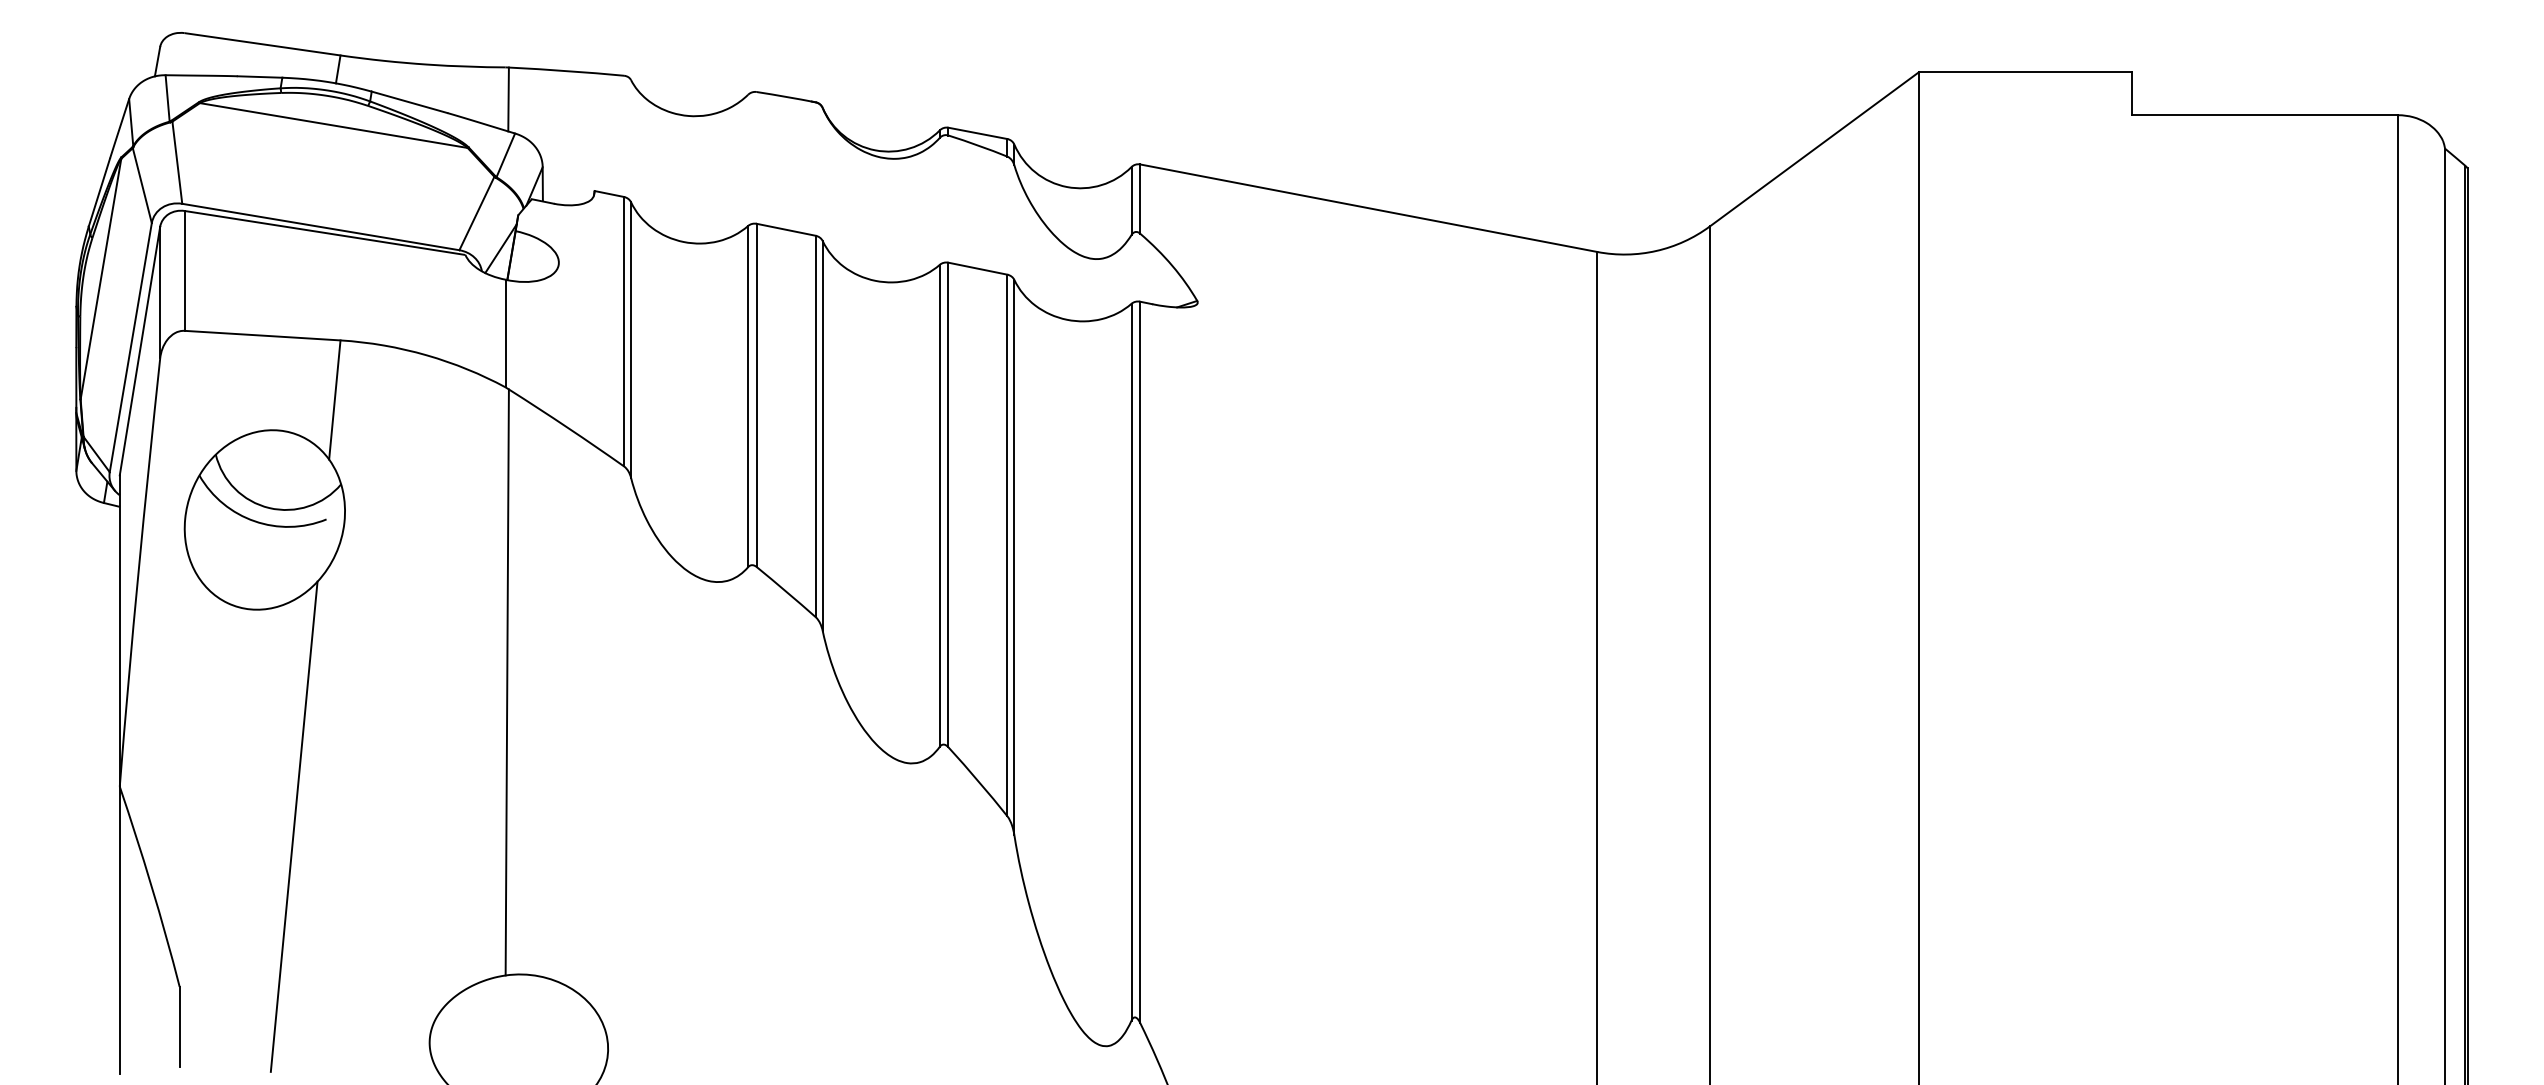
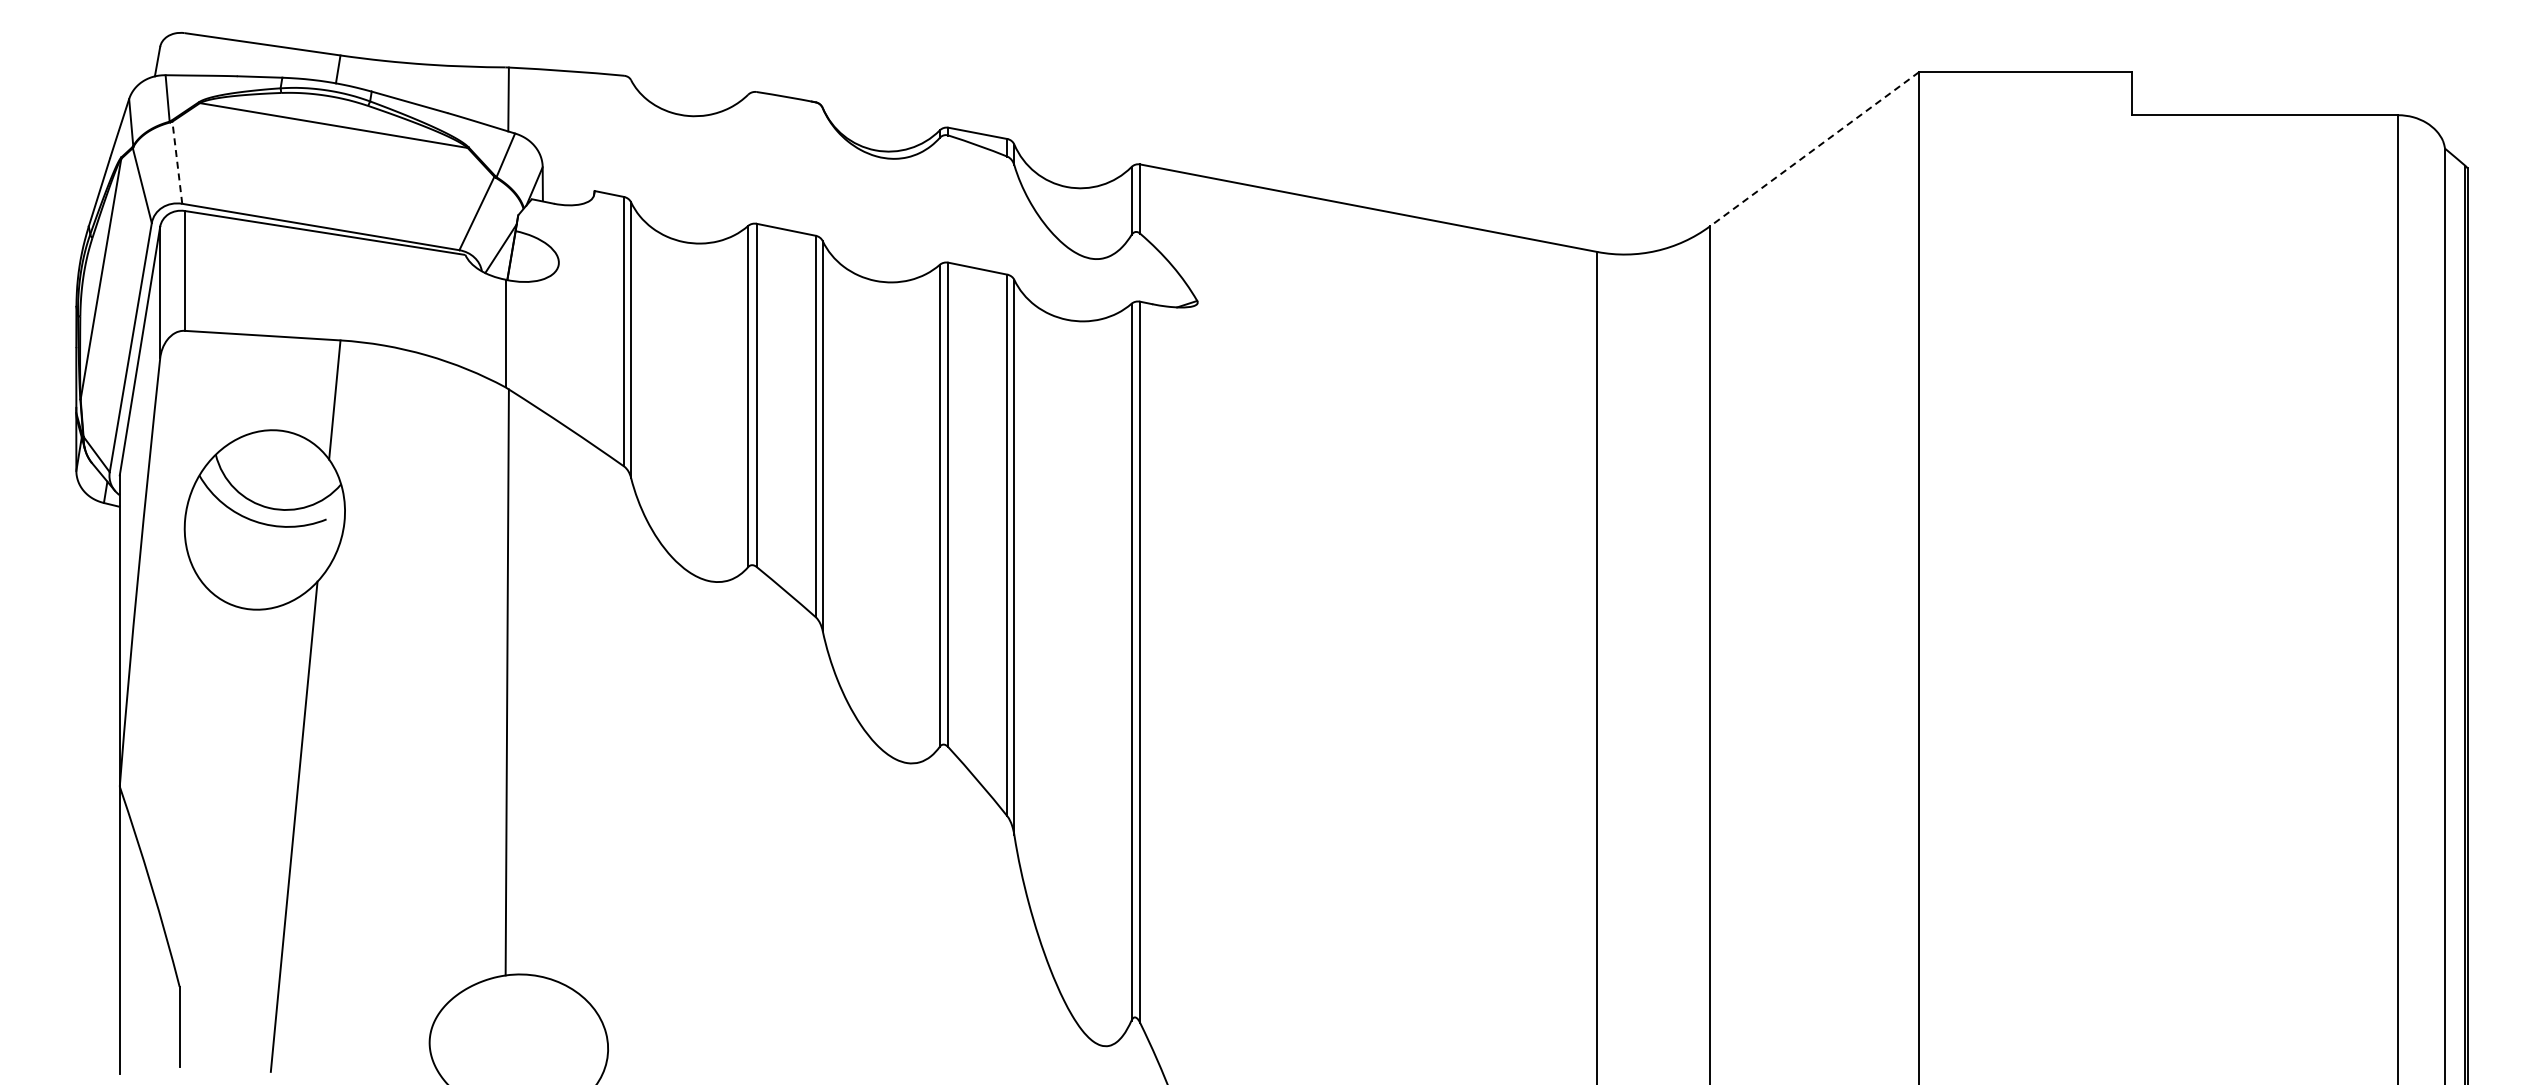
line: solid -> dashed (1814, 149)
line: solid -> dashed (177, 162)
